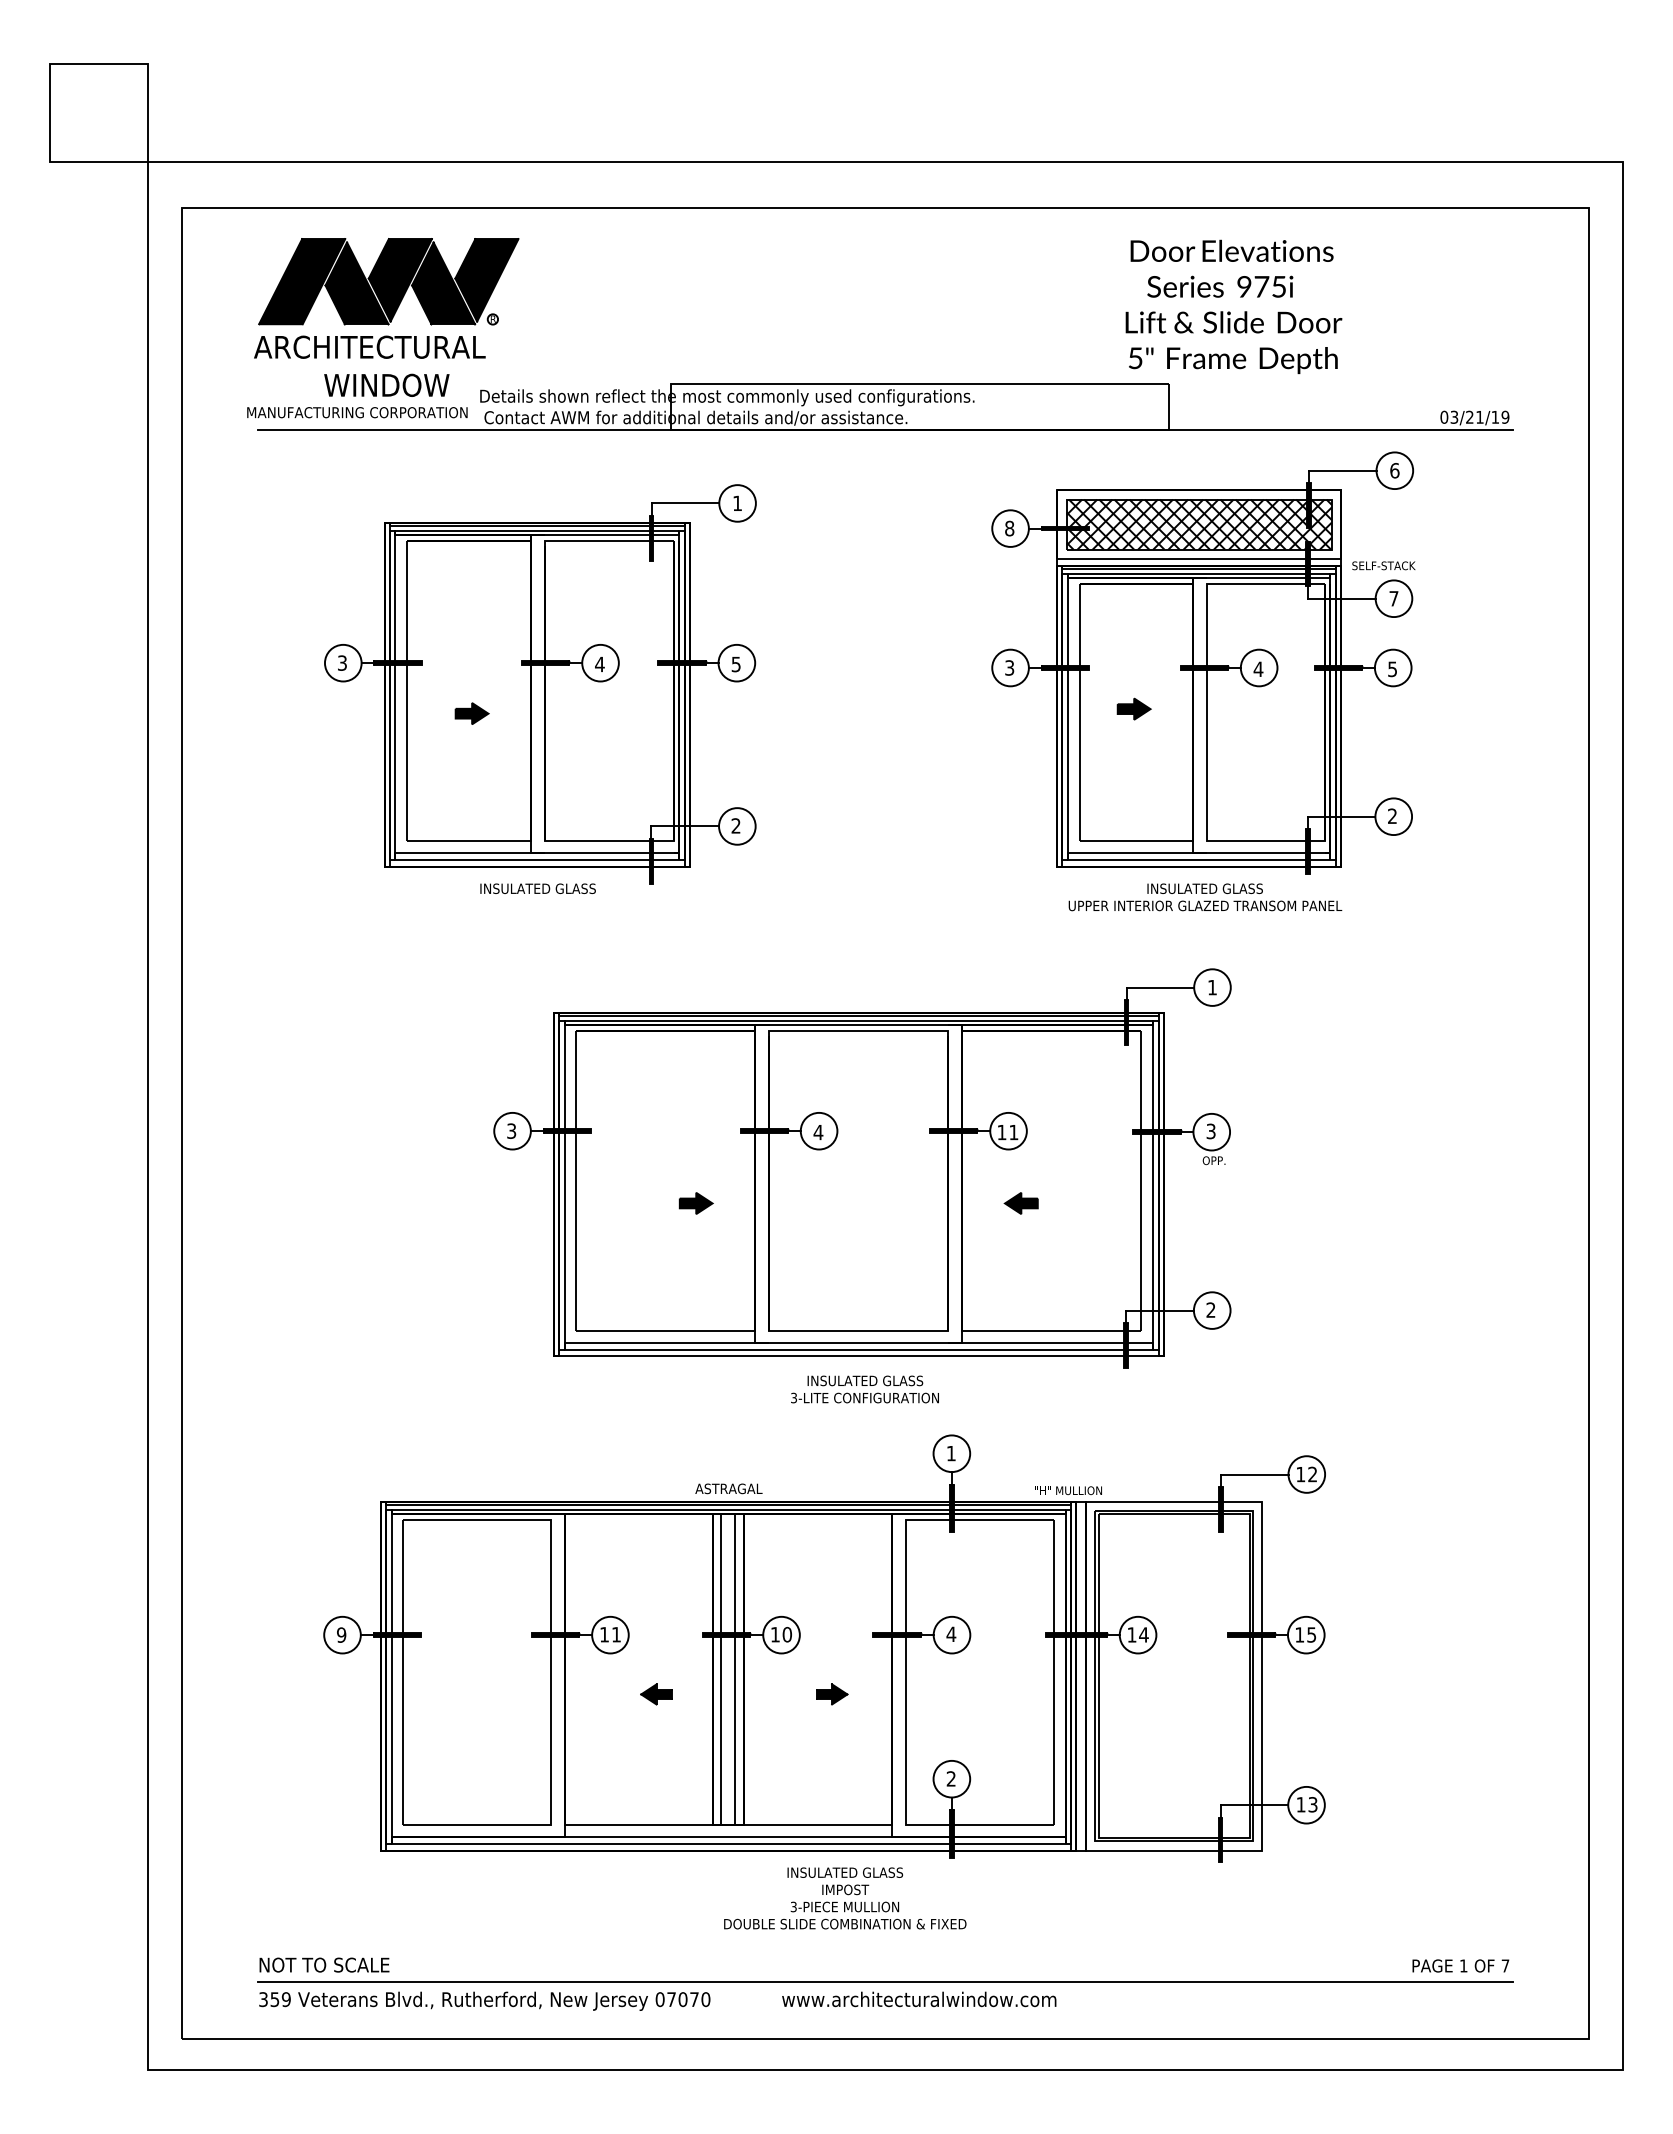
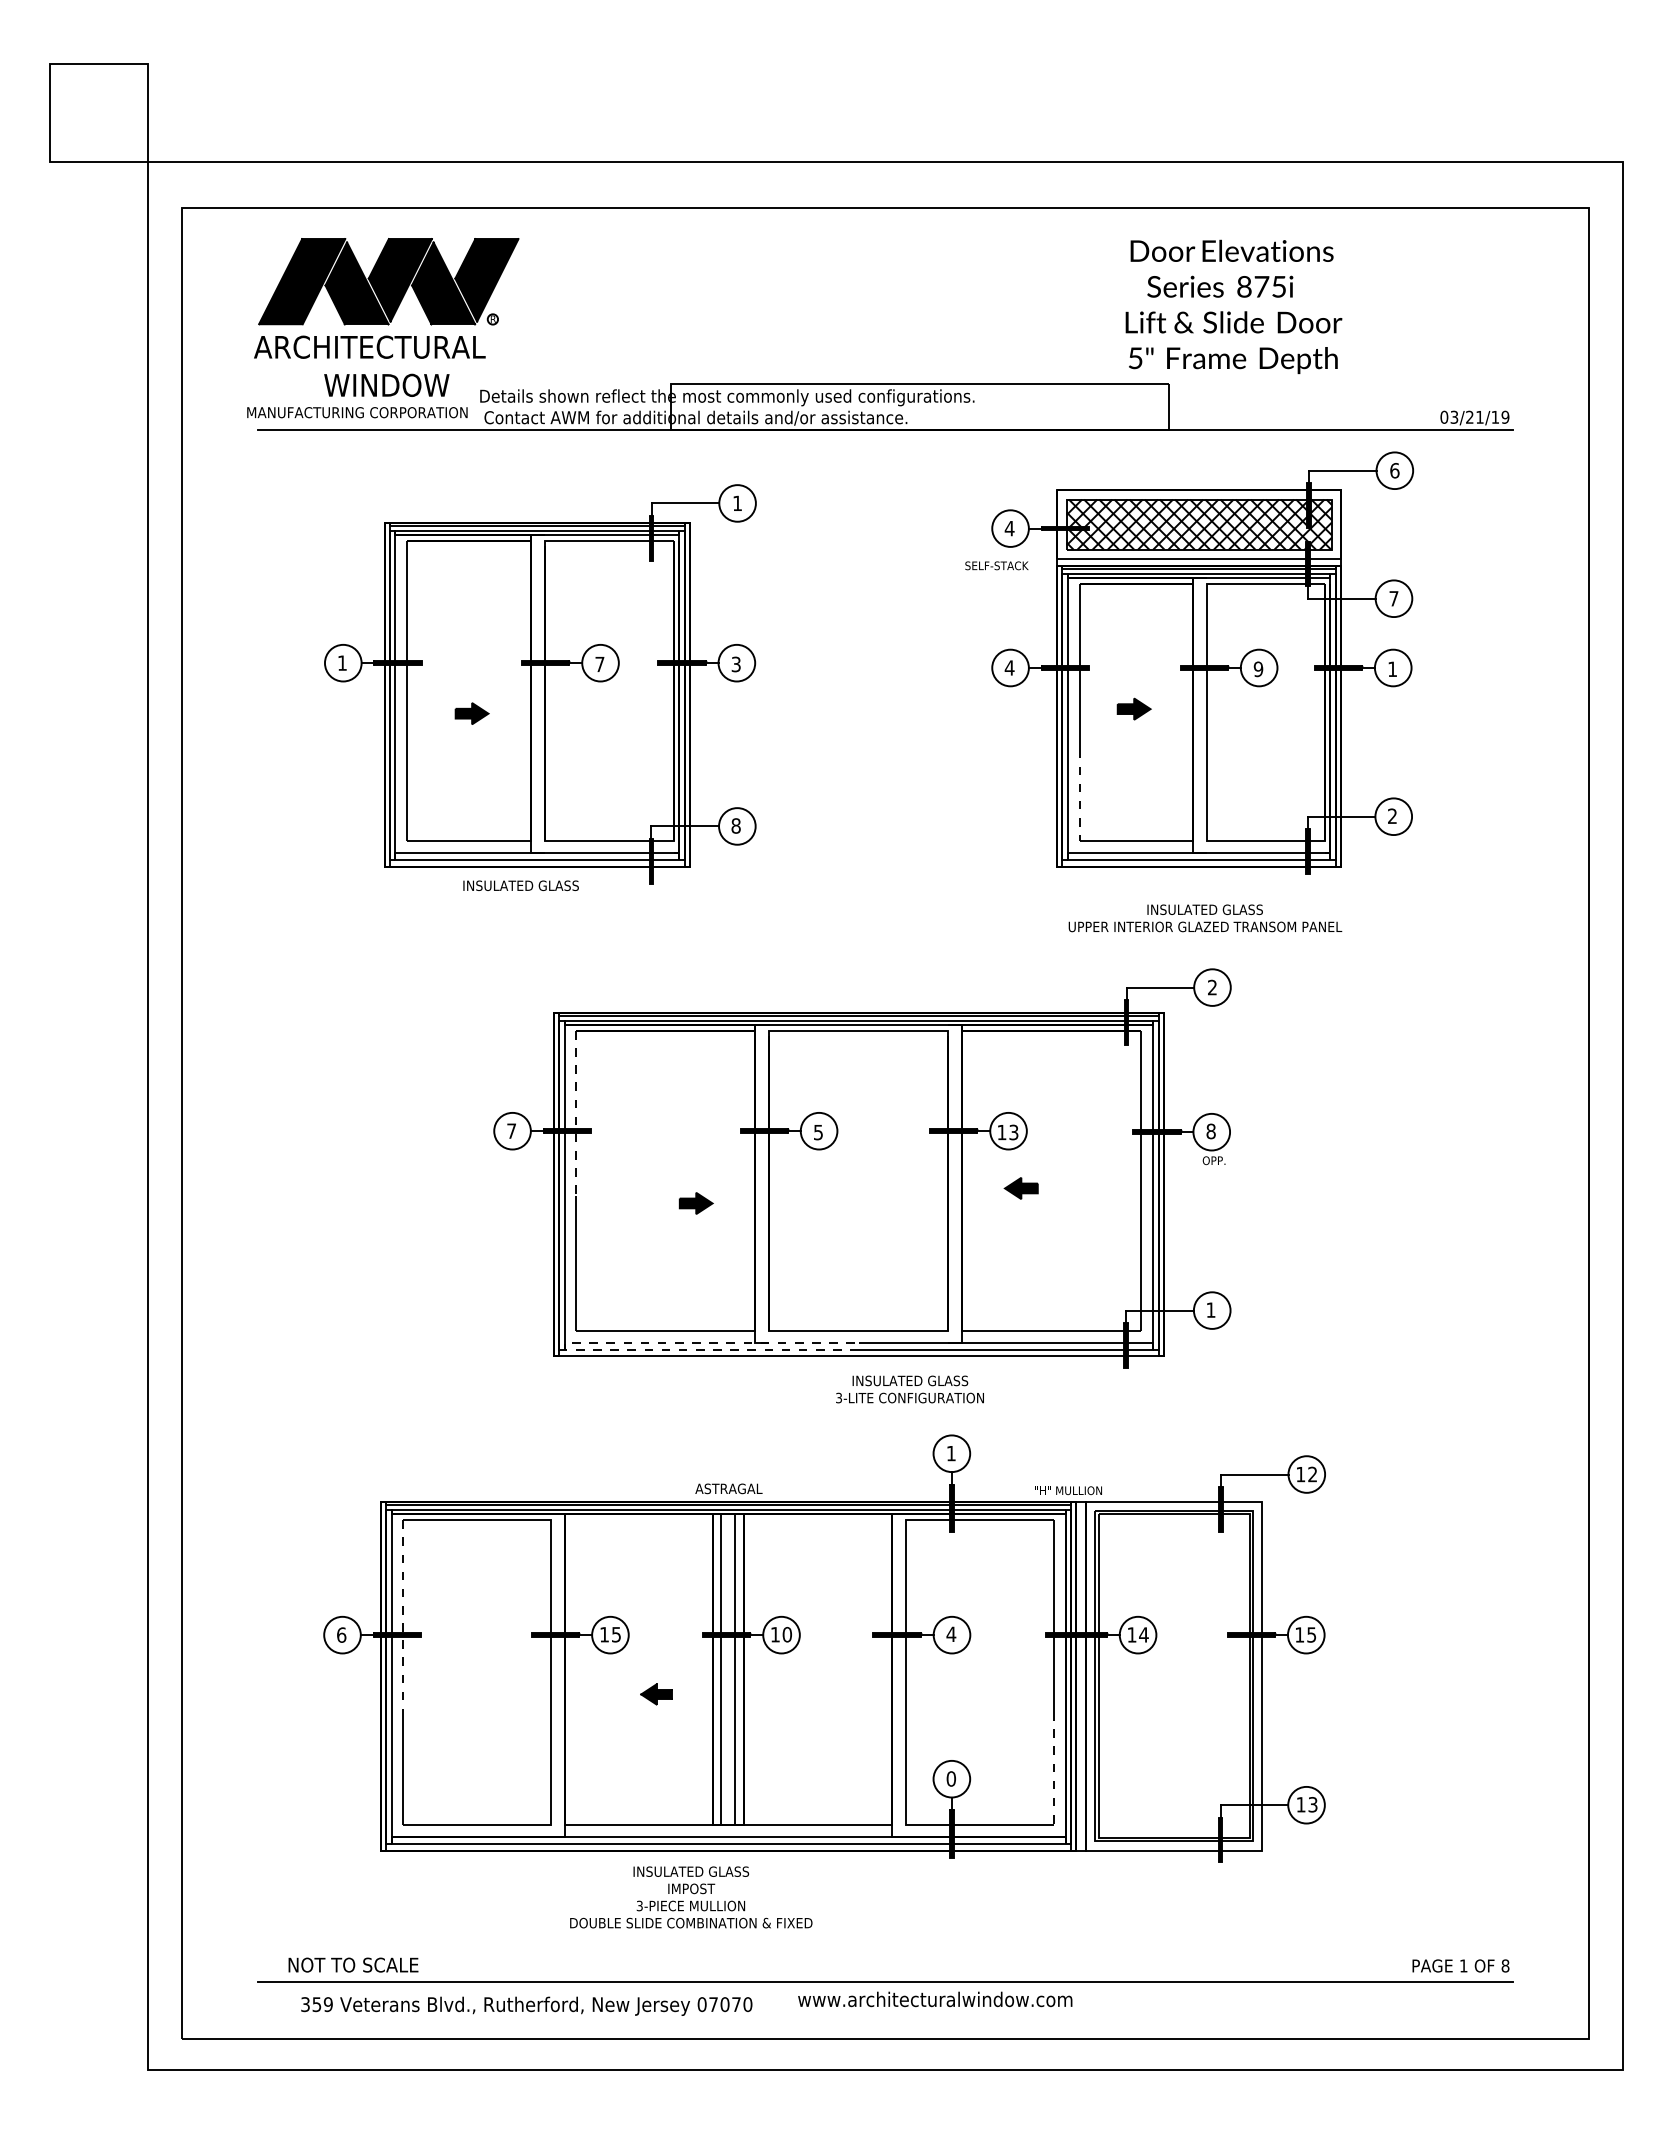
text: 975i -> 875i (1244, 287)
text: 8 -> 4 (1009, 528)
text position: (1383, 565) -> (996, 565) (996, 565)
text: 3 -> 1 (342, 662)
text: 5 -> 3 (736, 663)
text: 4 -> 7 (599, 664)
text: 3 -> 4 (1009, 667)
text: 4 -> 9 (1258, 669)
text: 5 -> 1 (1392, 669)
line: solid -> dashed (1079, 795)
text: 2 -> 8 (735, 825)
text position: (537, 888) -> (520, 885) (520, 885)
text position: (1205, 897) -> (1205, 918) (1205, 918)
text: 1 -> 2 (1212, 987)
line: solid -> dashed (576, 1113)
text: 3 -> 7 (511, 1130)
text: 3 -> 8 (1210, 1131)
text: 4 -> 5 (818, 1132)
text: 11 -> 13 (1013, 1132)
part position: (1020, 1203) -> (1020, 1188) (1020, 1188)
text: 2 -> 1 (1210, 1309)
line: solid -> dashed (564, 1345)
text position: (864, 1389) -> (909, 1389) (909, 1389)
line: solid -> dashed (402, 1616)
text: 9 -> 6 (341, 1634)
text: 11 -> 15 (616, 1634)
part: present -> none (832, 1694)
line: solid -> dashed (1053, 1769)
text: 2 -> 0 (950, 1778)
text position: (845, 1898) -> (691, 1897) (691, 1897)
text position: (324, 1964) -> (353, 1964) (353, 1964)
text: 7 -> 8 (1505, 1965)
text position: (919, 1999) -> (935, 1999) (935, 1999)
text position: (484, 2000) -> (526, 2005) (526, 2005)
